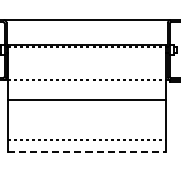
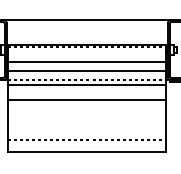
line: none -> present (86, 61)
line: none -> present (86, 70)
line: none -> present (86, 84)
line: dashed -> solid (87, 152)
